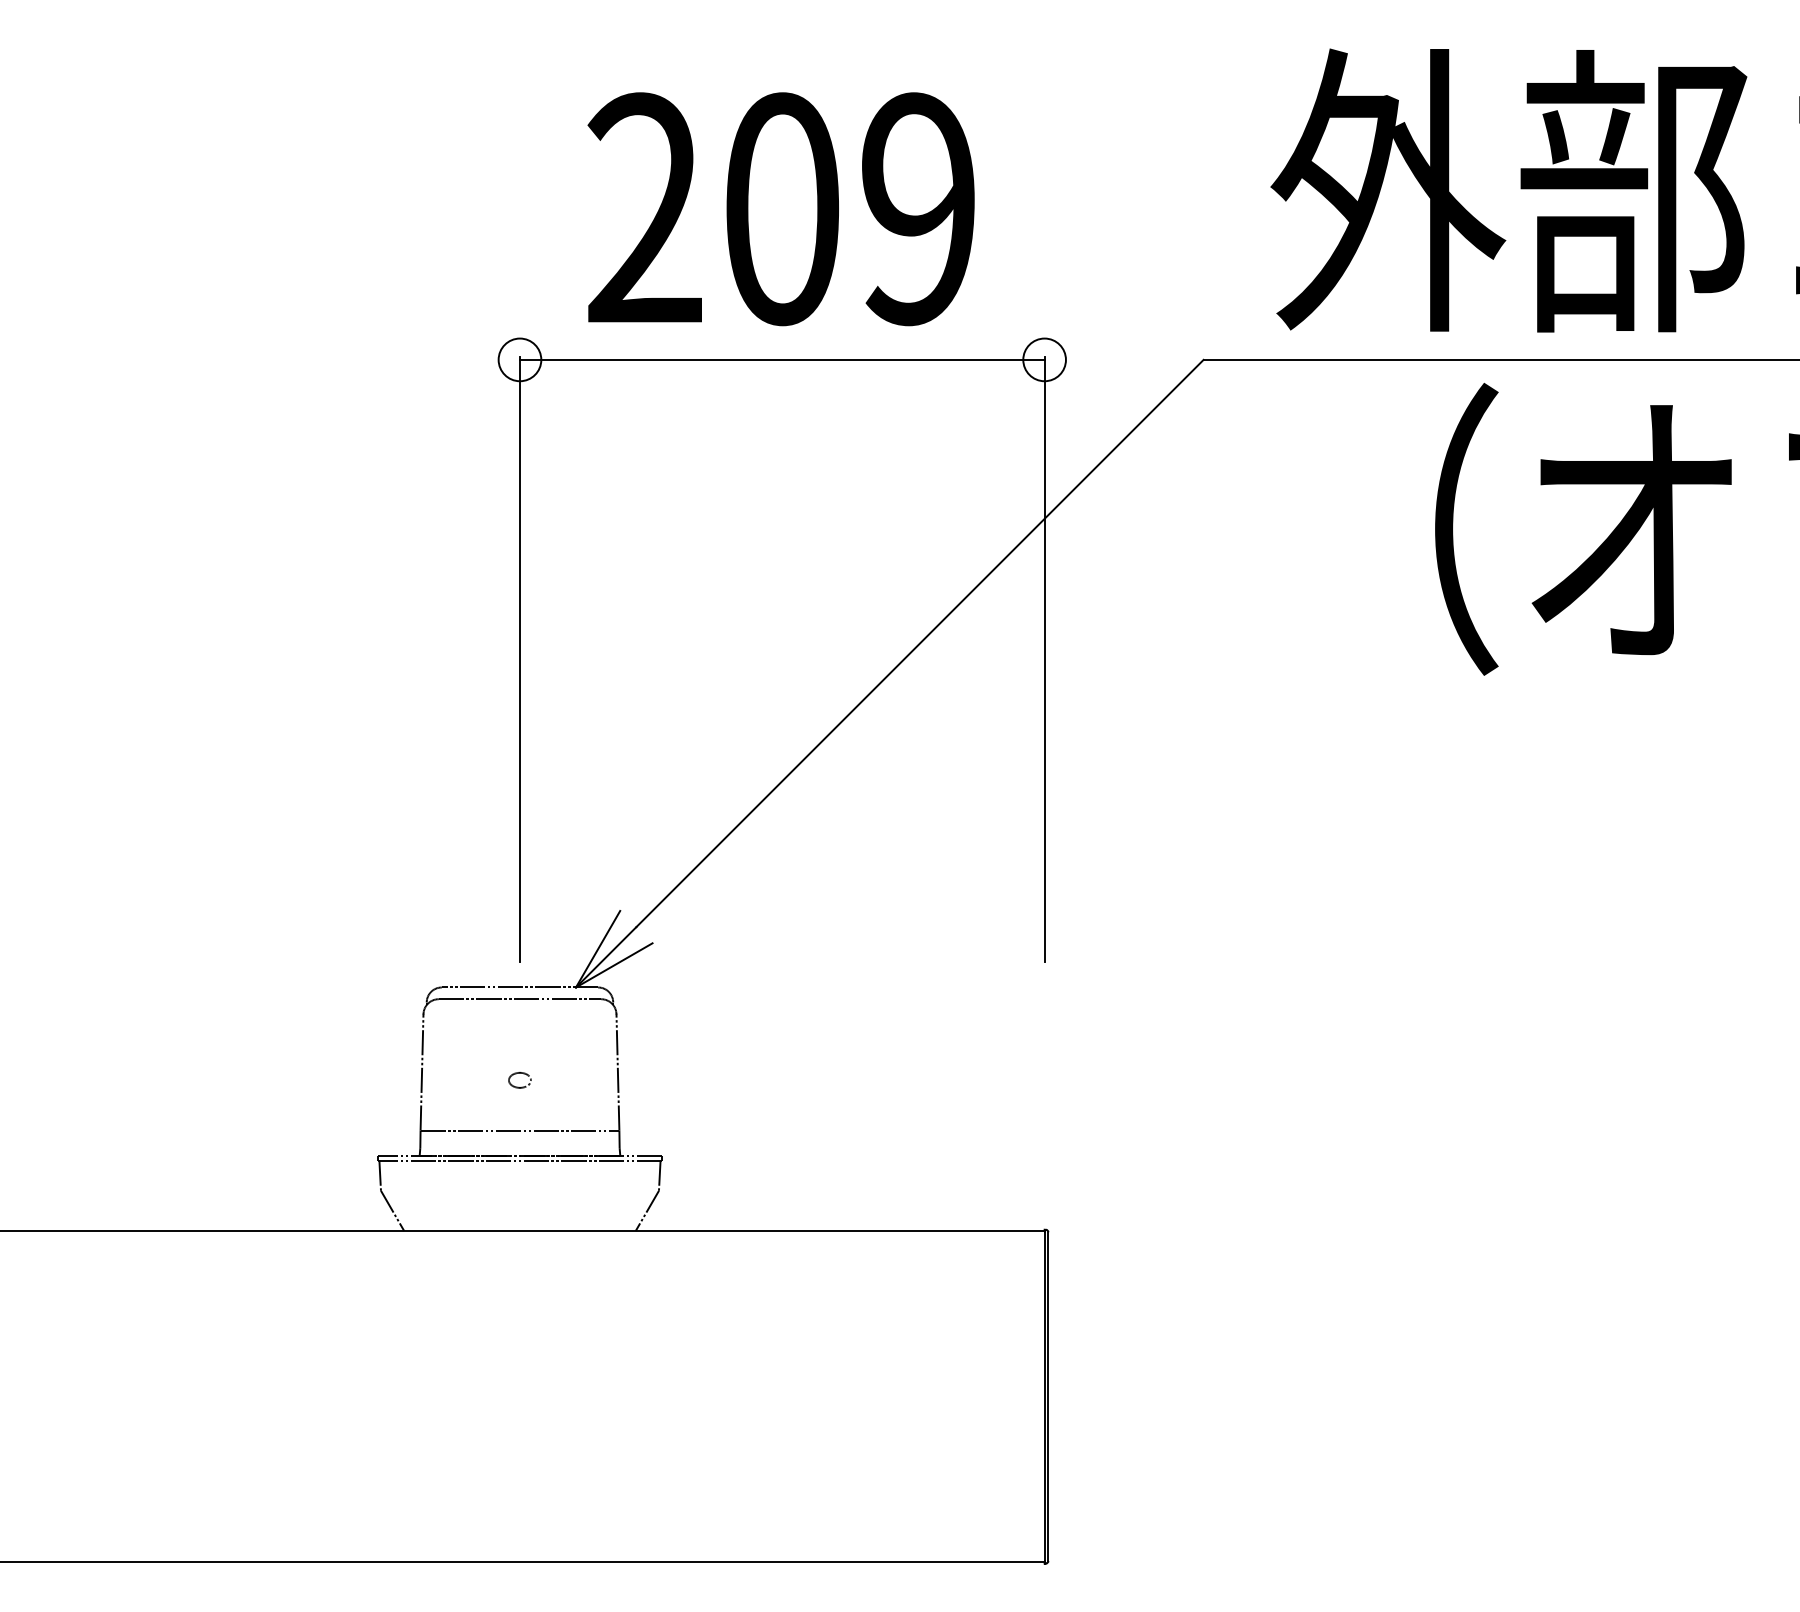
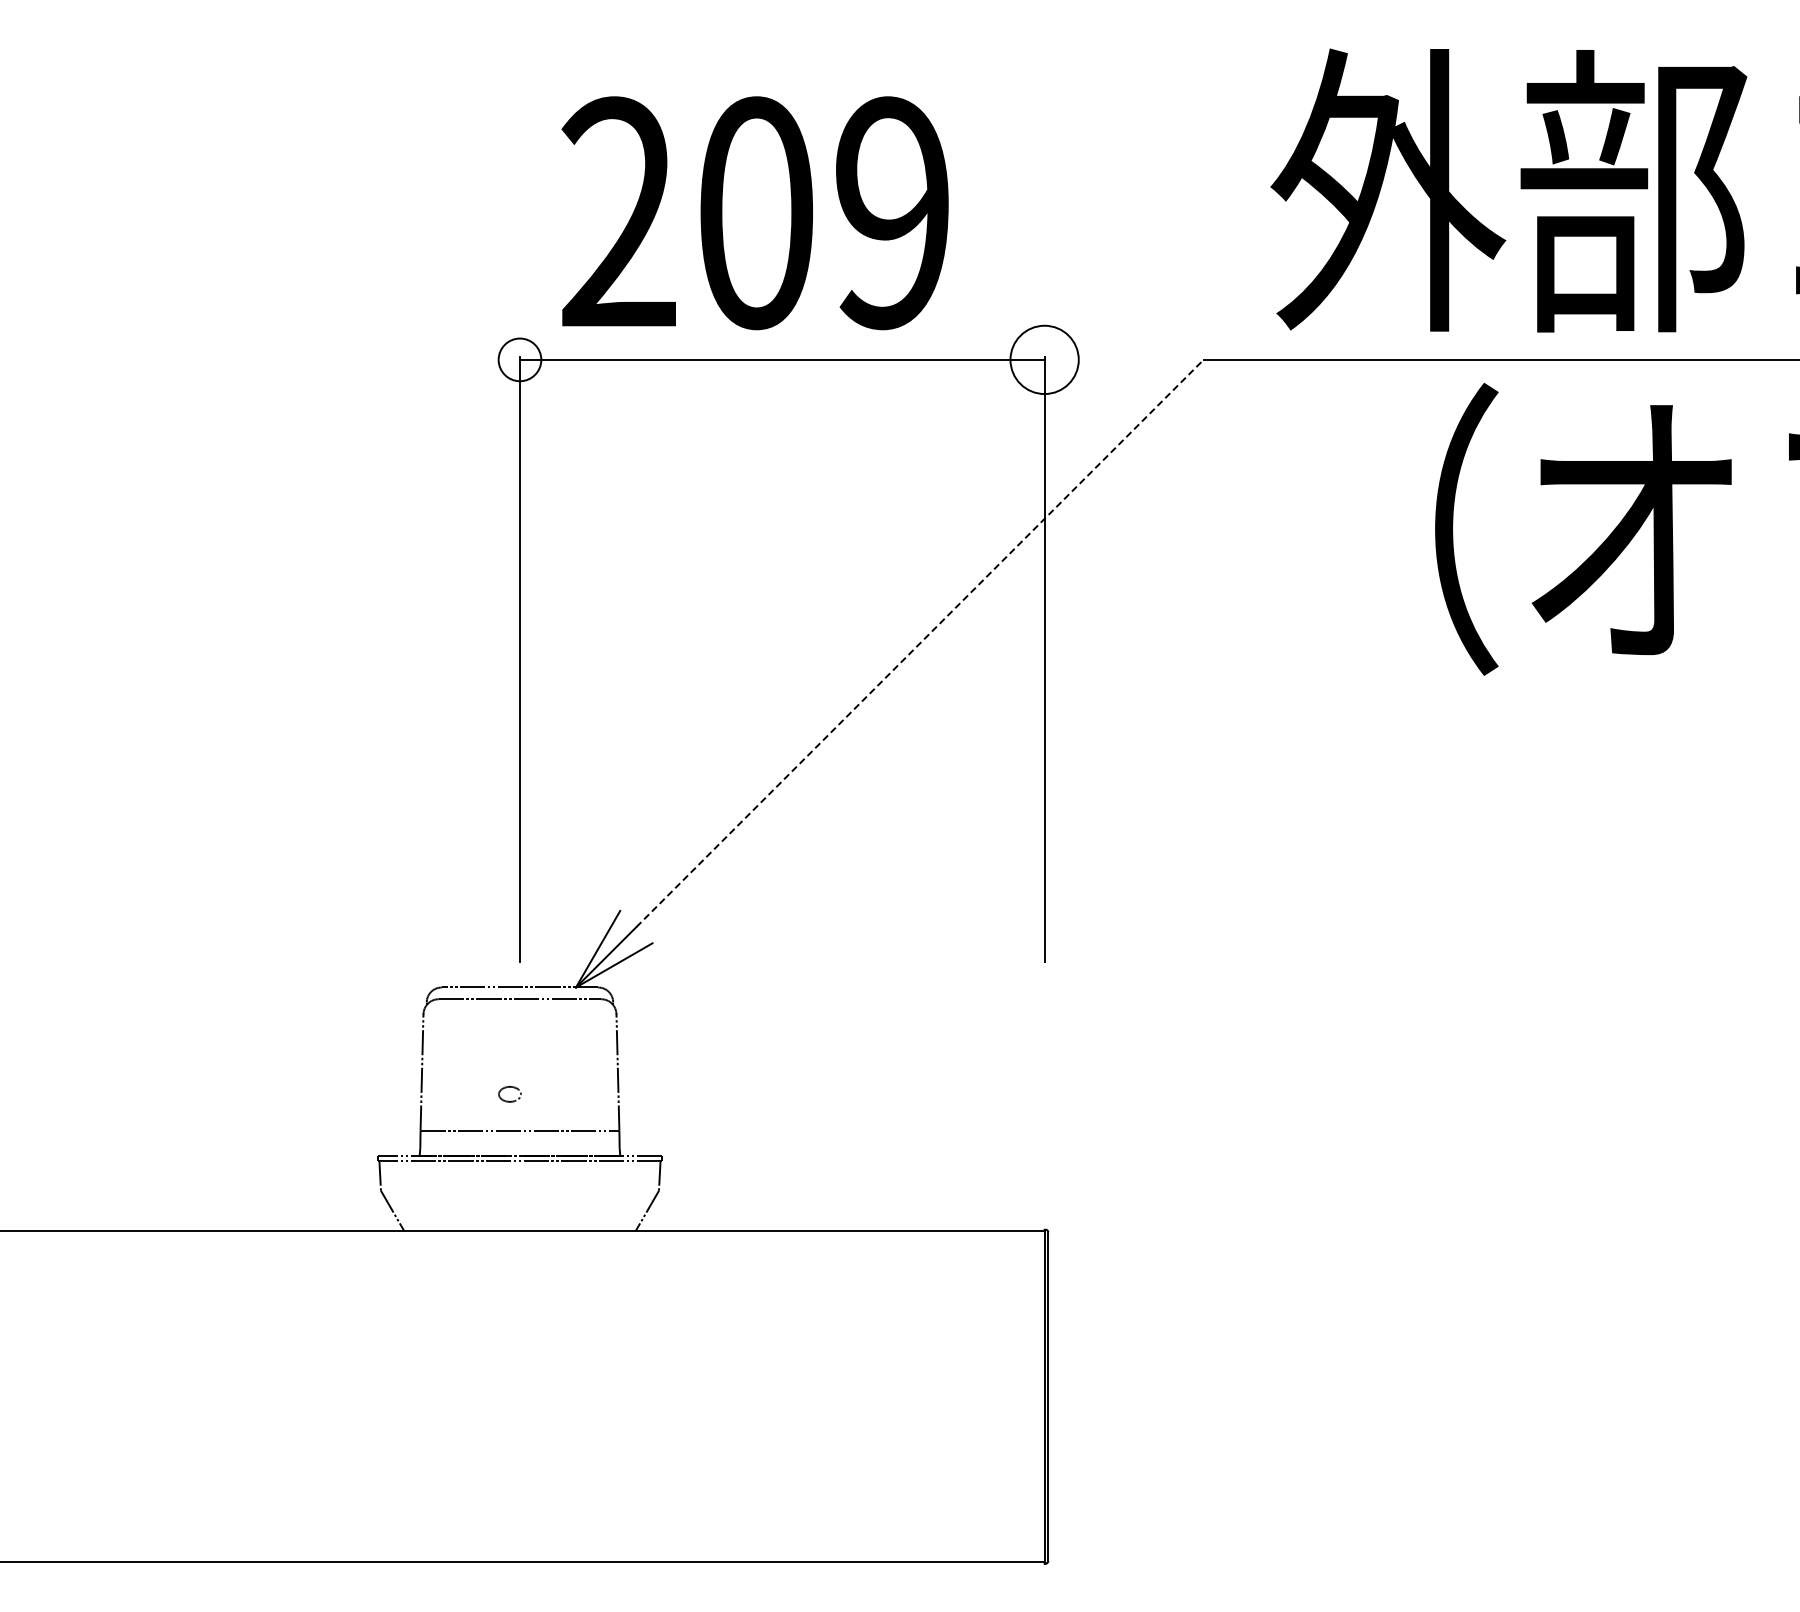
text position: (780, 209) -> (754, 213) (754, 213)
circle diameter: 43 px -> 68 px (1044, 359)
line: solid -> dashed (920, 643)
part position: (518, 1086) -> (508, 1100) (508, 1100)
